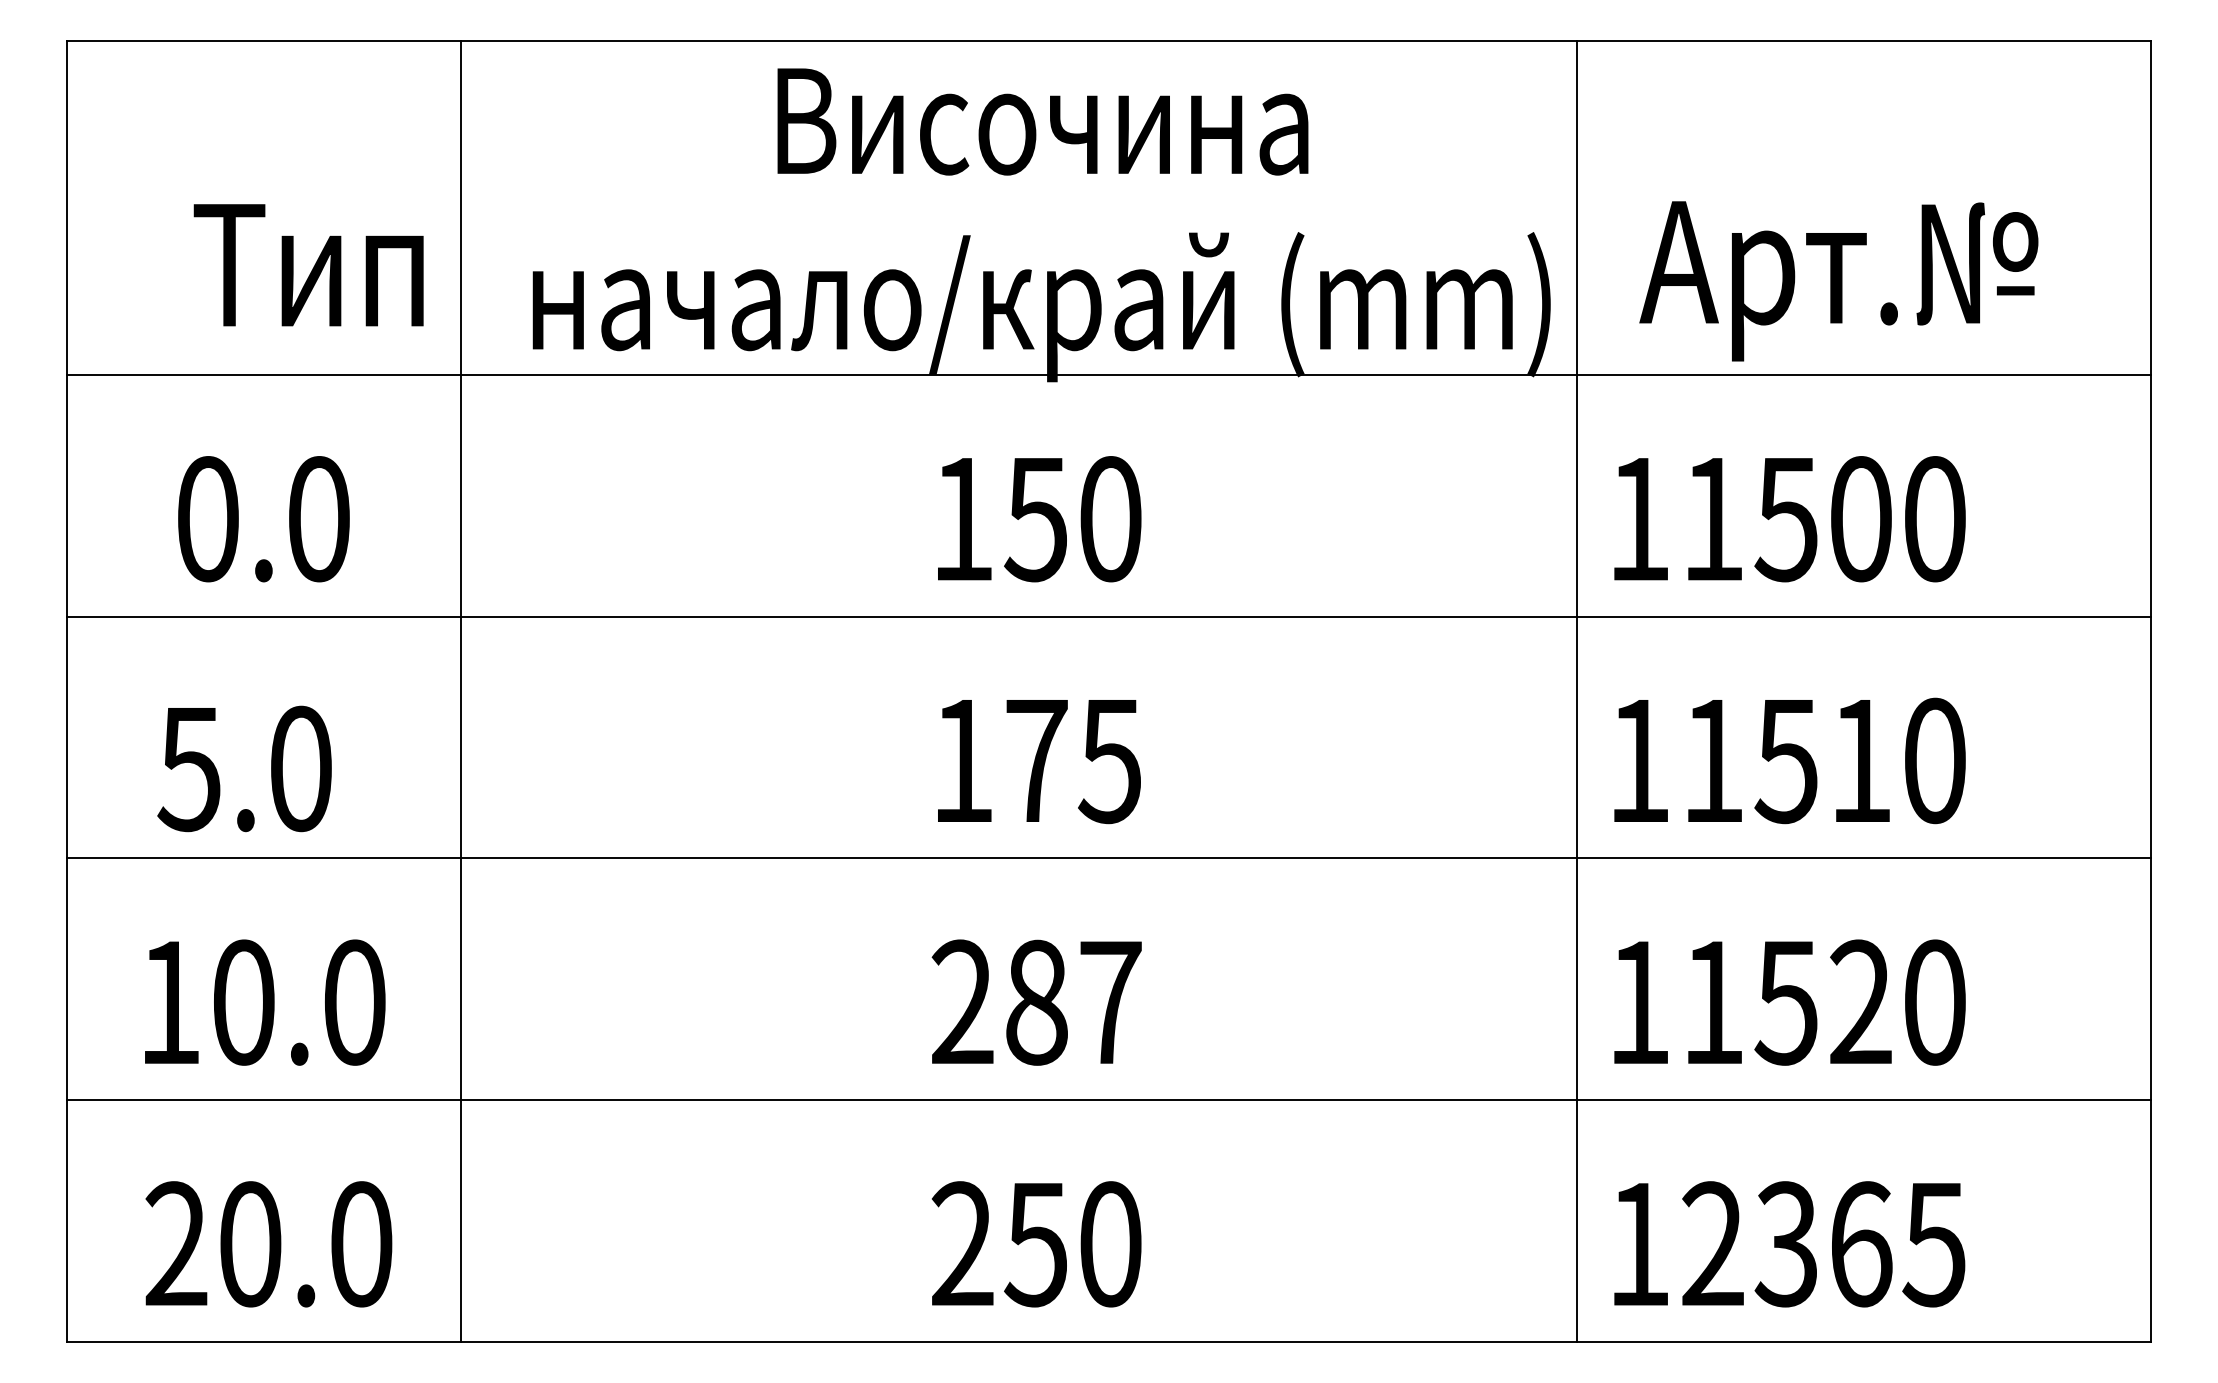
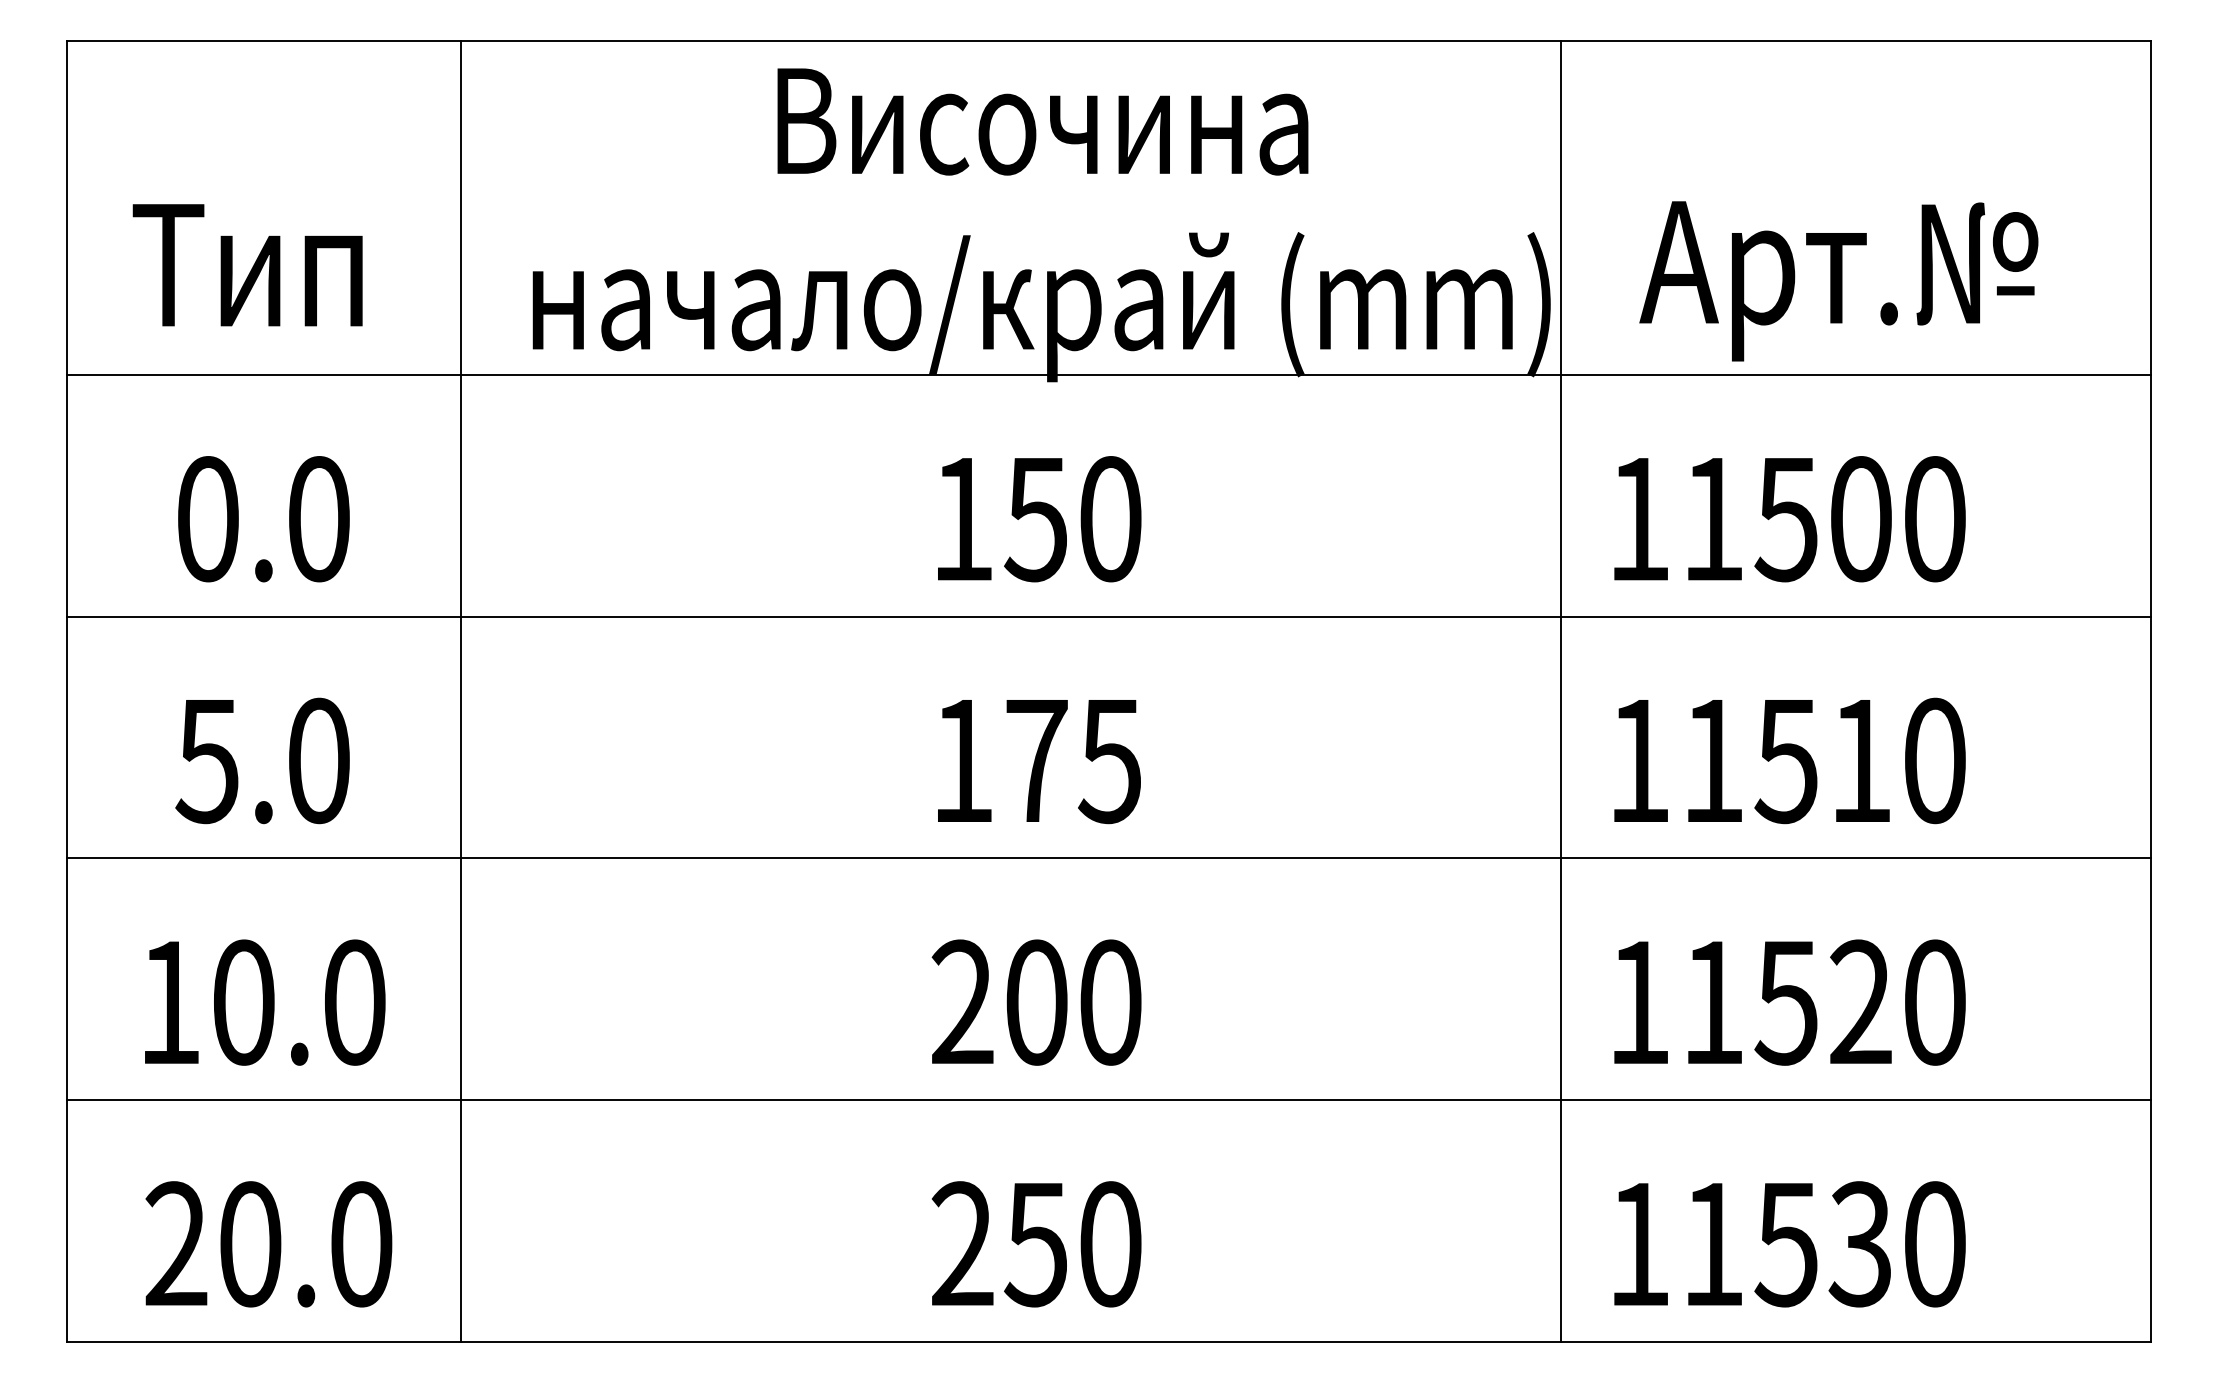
text position: (308, 265) -> (247, 265) (247, 265)
line position: (1576, 691) -> (1560, 691) (1560, 691)
text position: (244, 768) -> (262, 760) (262, 760)
text: 287 -> 200 (1073, 1002)
text: 12365 -> 11530 (1823, 1244)
